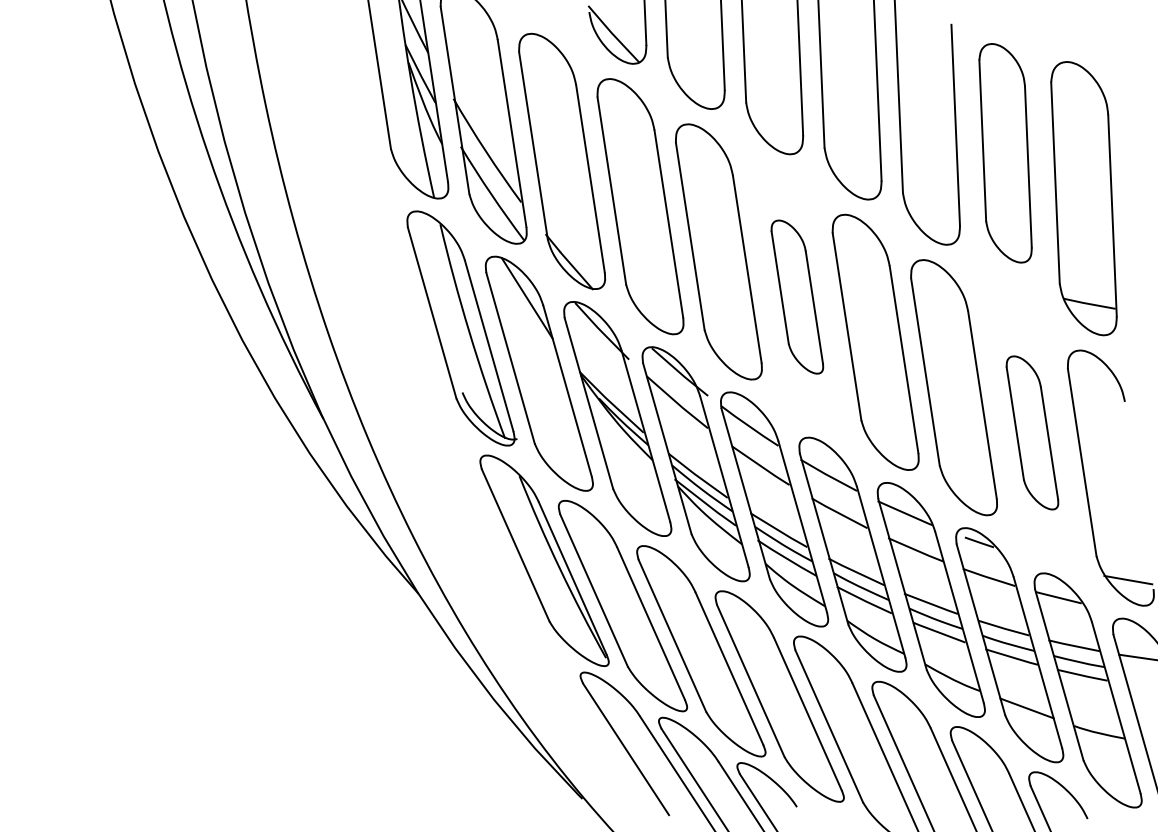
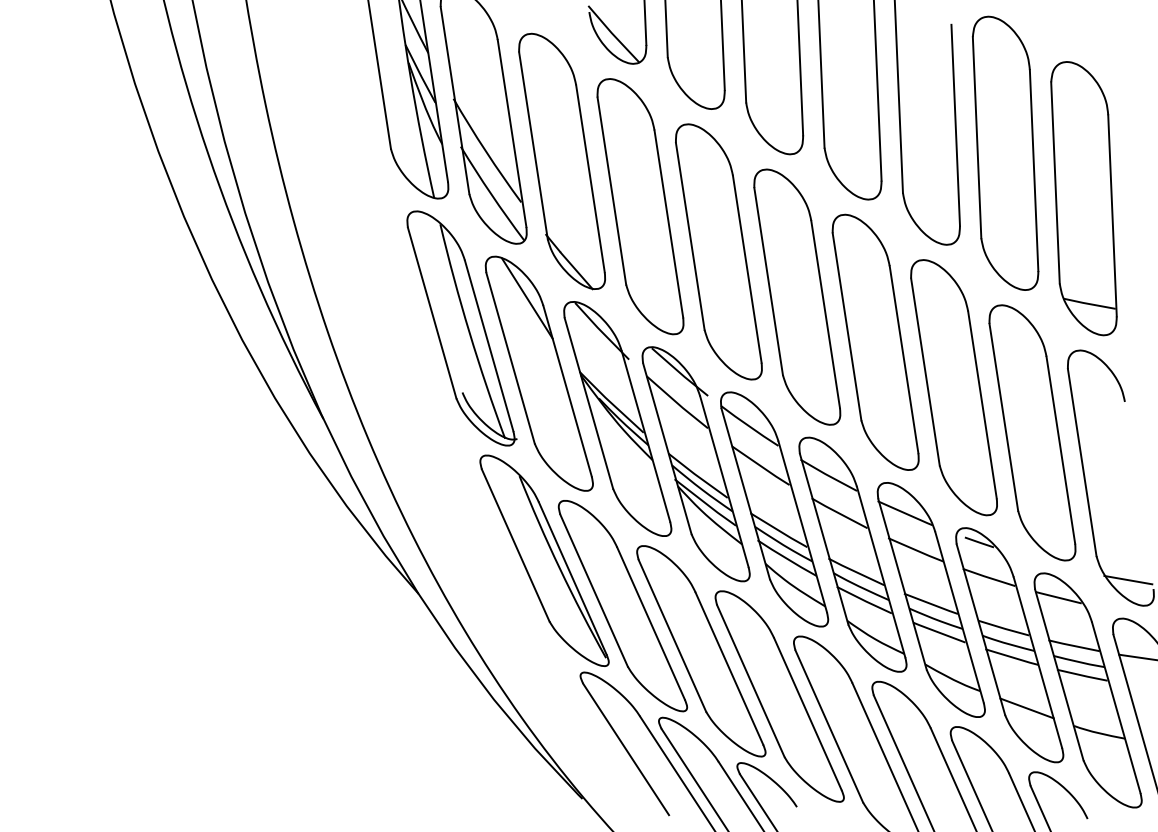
part size: 55x221 px -> 69x276 px (1005, 152)
part size: 55x156 px -> 89x258 px (797, 296)
part size: 55x156 px -> 89x258 px (1032, 432)
